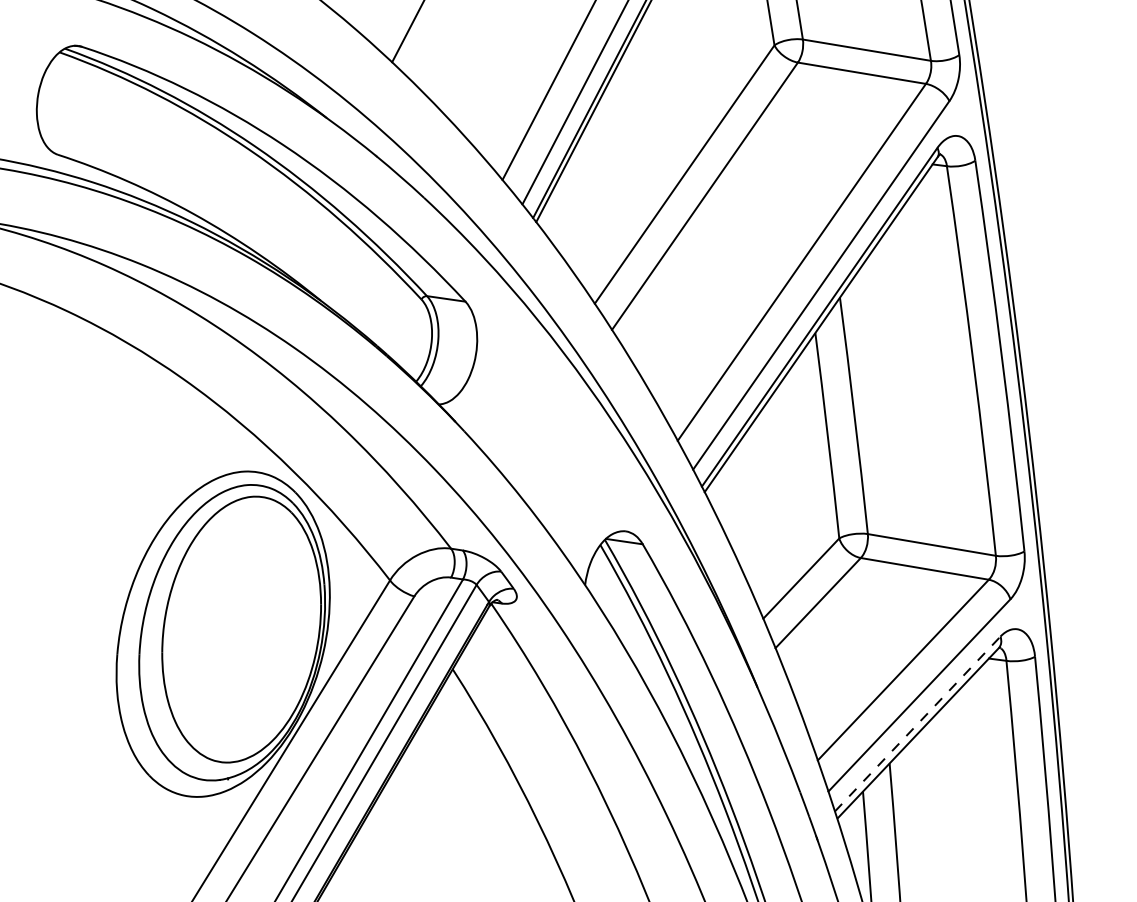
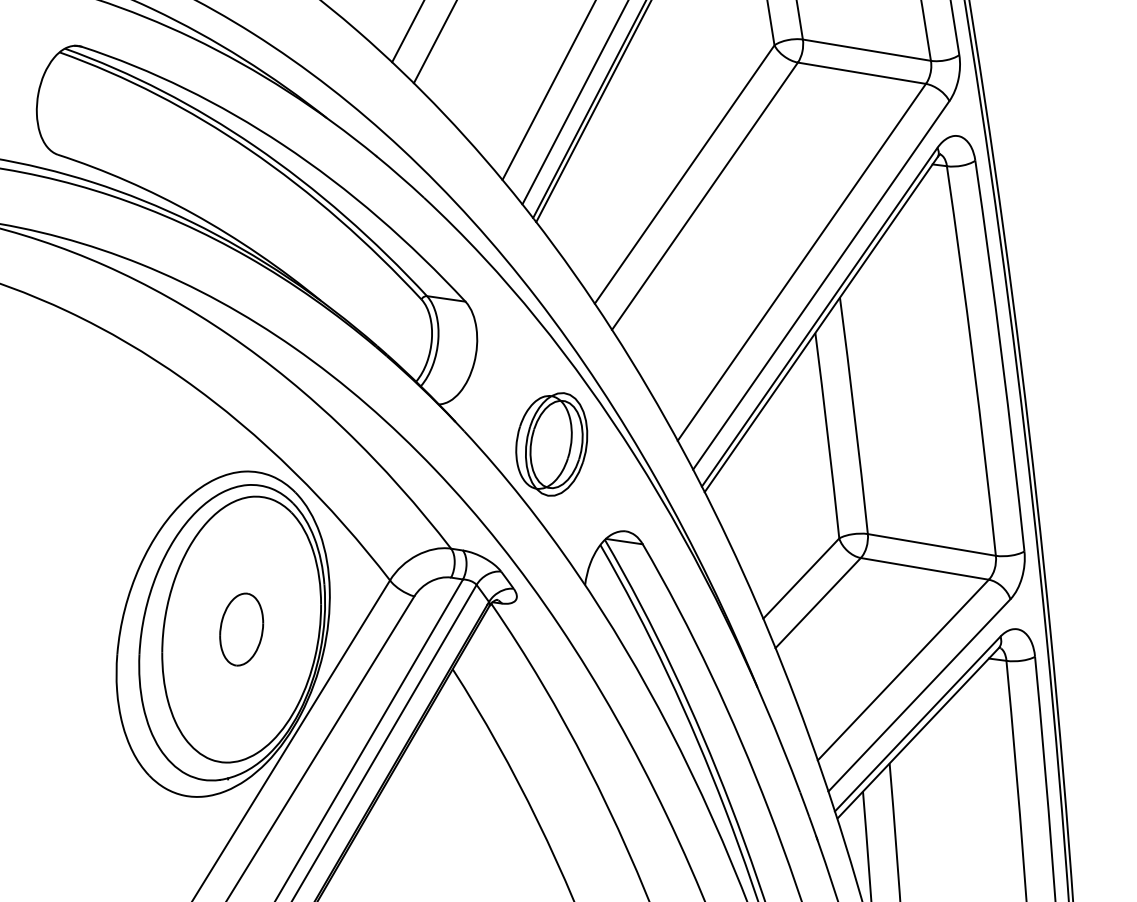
line: none -> present (434, 42)
part: none -> present (551, 444)
part: none -> present (241, 629)
line: dashed -> solid (918, 723)
